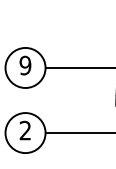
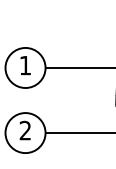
text: 9 -> 1 (25, 65)
